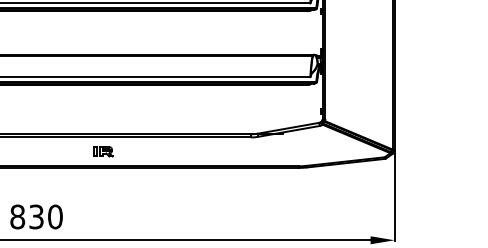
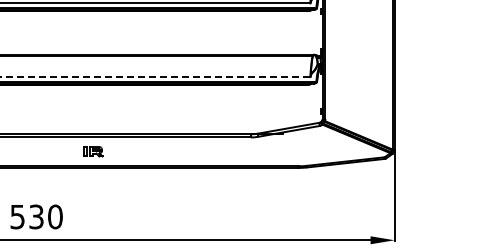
line: solid -> dashed (155, 77)
part position: (103, 151) -> (93, 151) (93, 151)
text: 830 -> 530 (17, 216)
